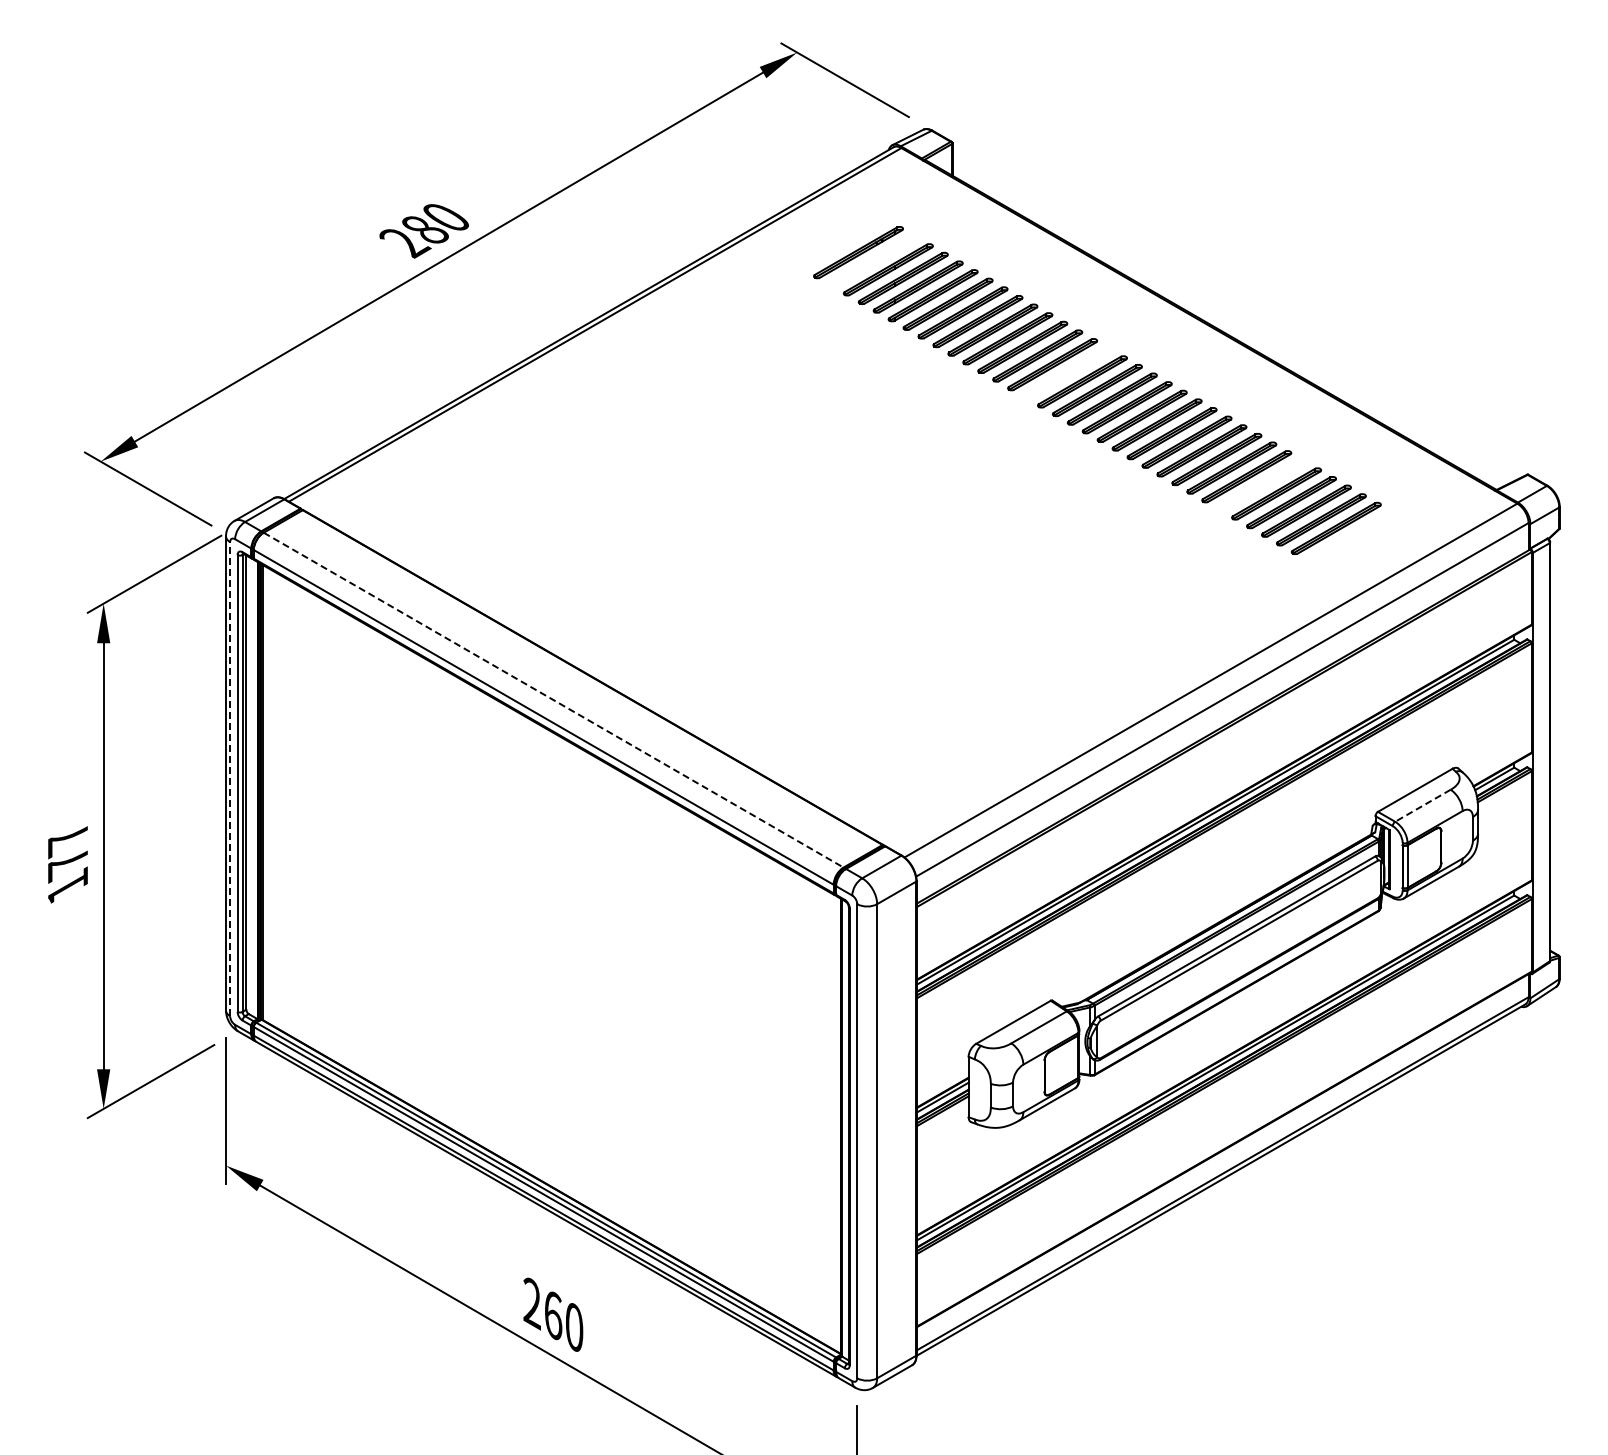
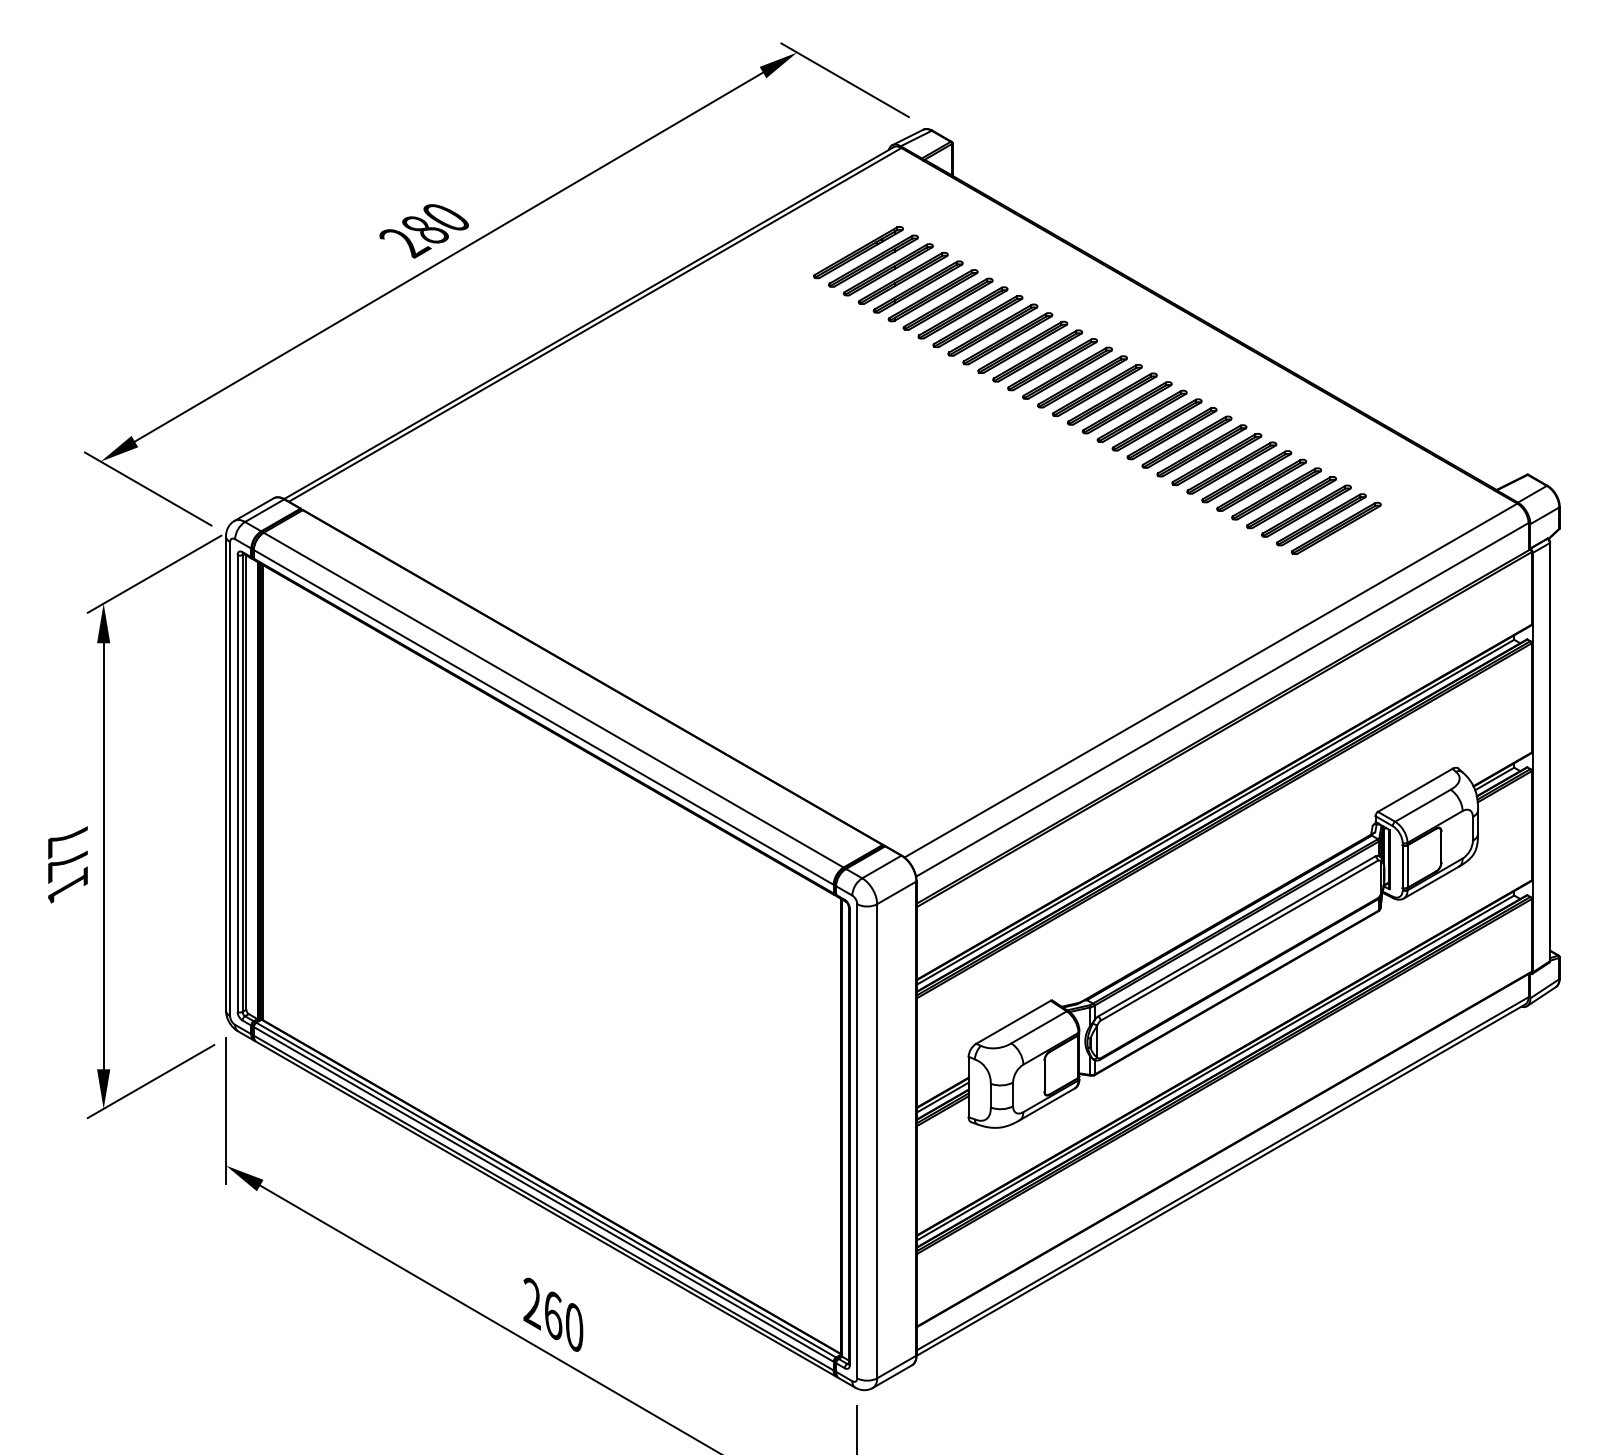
part: none -> present (873, 260)
part: none -> present (1067, 372)
part: none -> present (1261, 484)
line: dashed -> solid (553, 700)
line: dashed -> solid (230, 778)
line: dashed -> solid (1422, 806)
